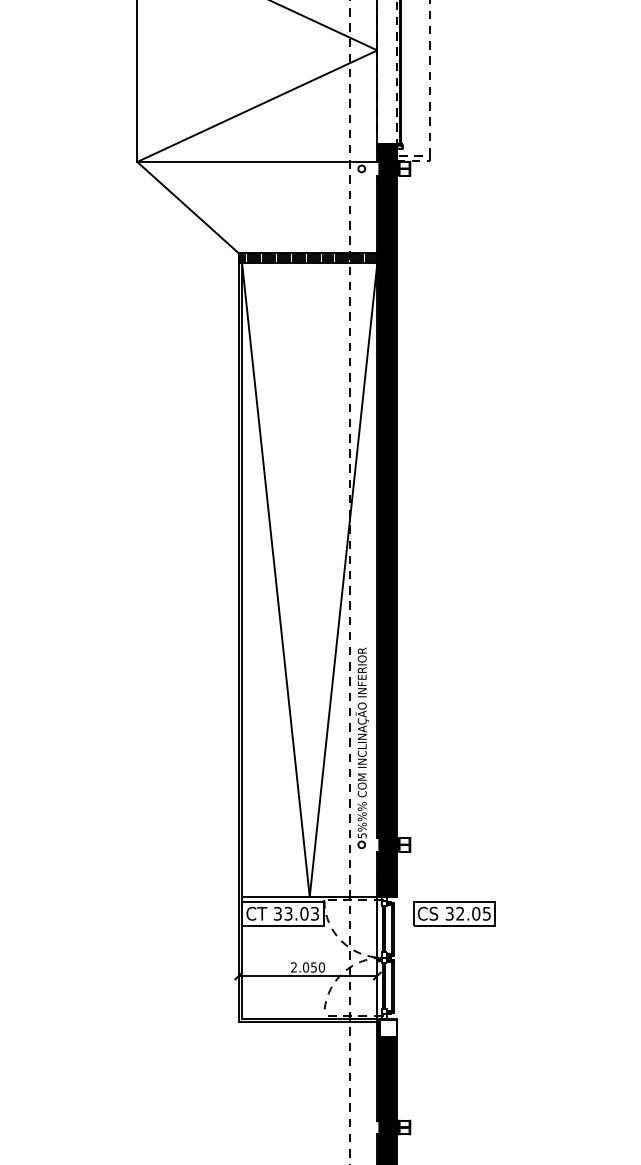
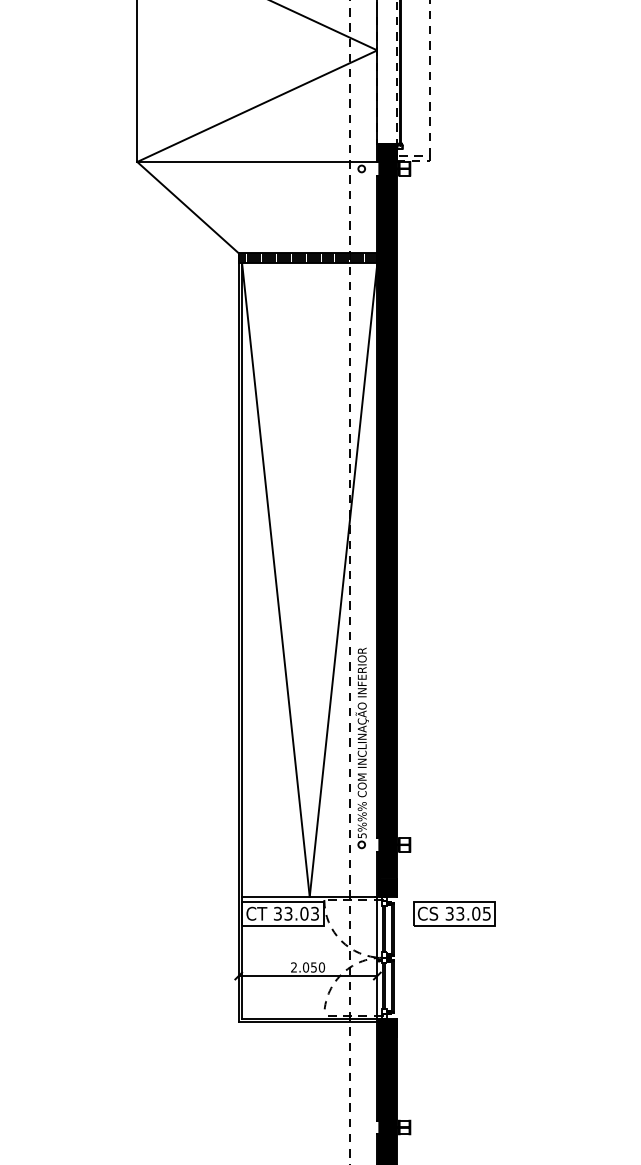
text: 32.05 -> 33.05 (460, 913)
fill: none -> present (388, 1027)
